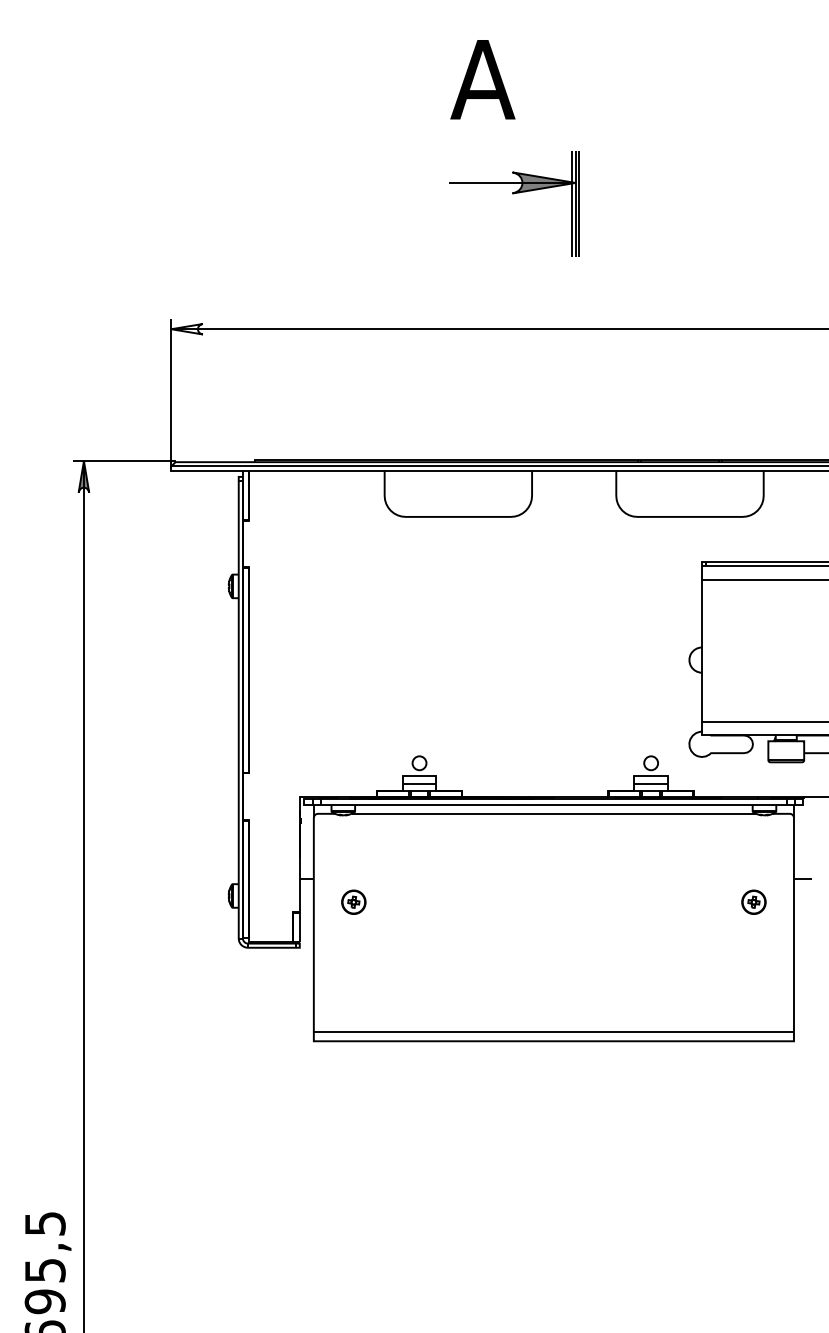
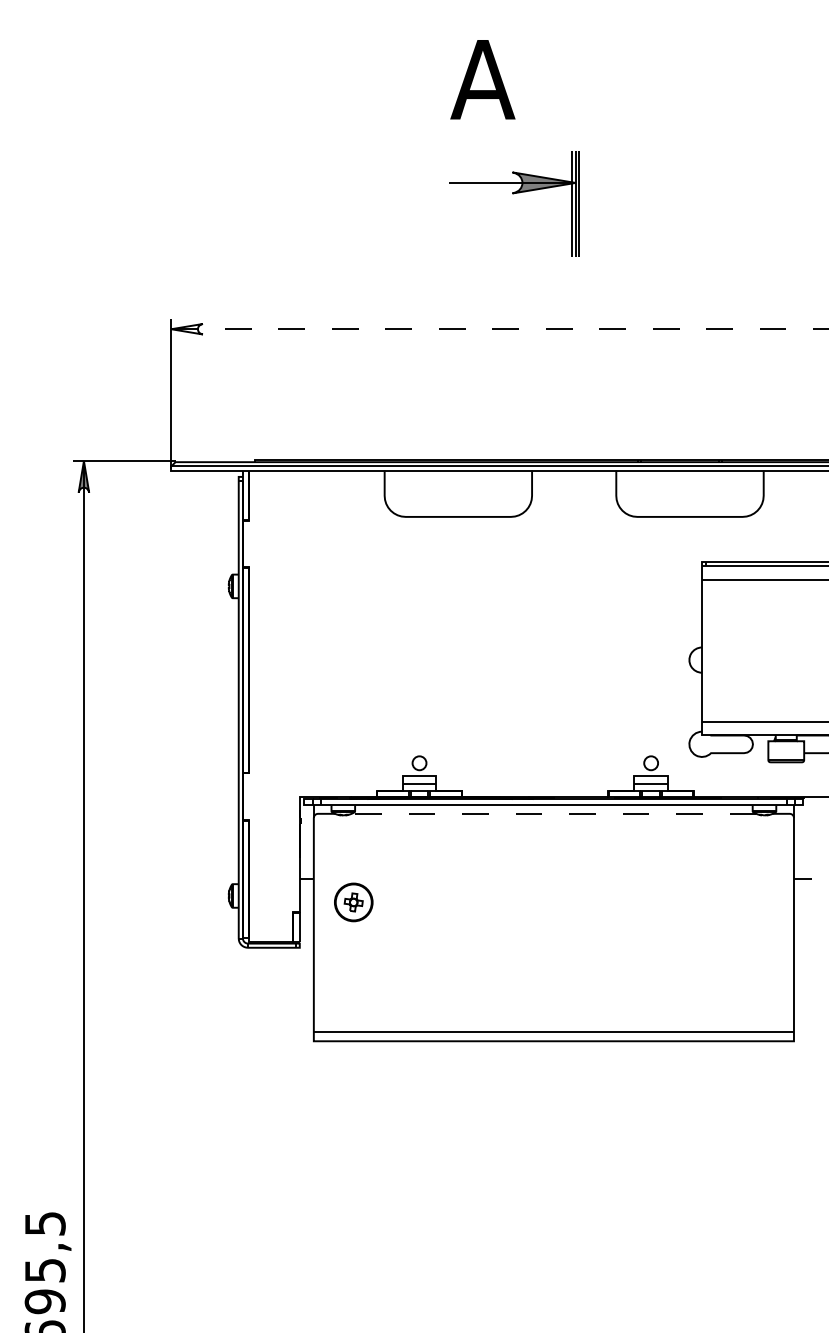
line: solid -> dashed (500, 329)
line: solid -> dashed (553, 813)
part size: 26x26 px -> 40x41 px (353, 902)
part: present -> none (753, 901)
